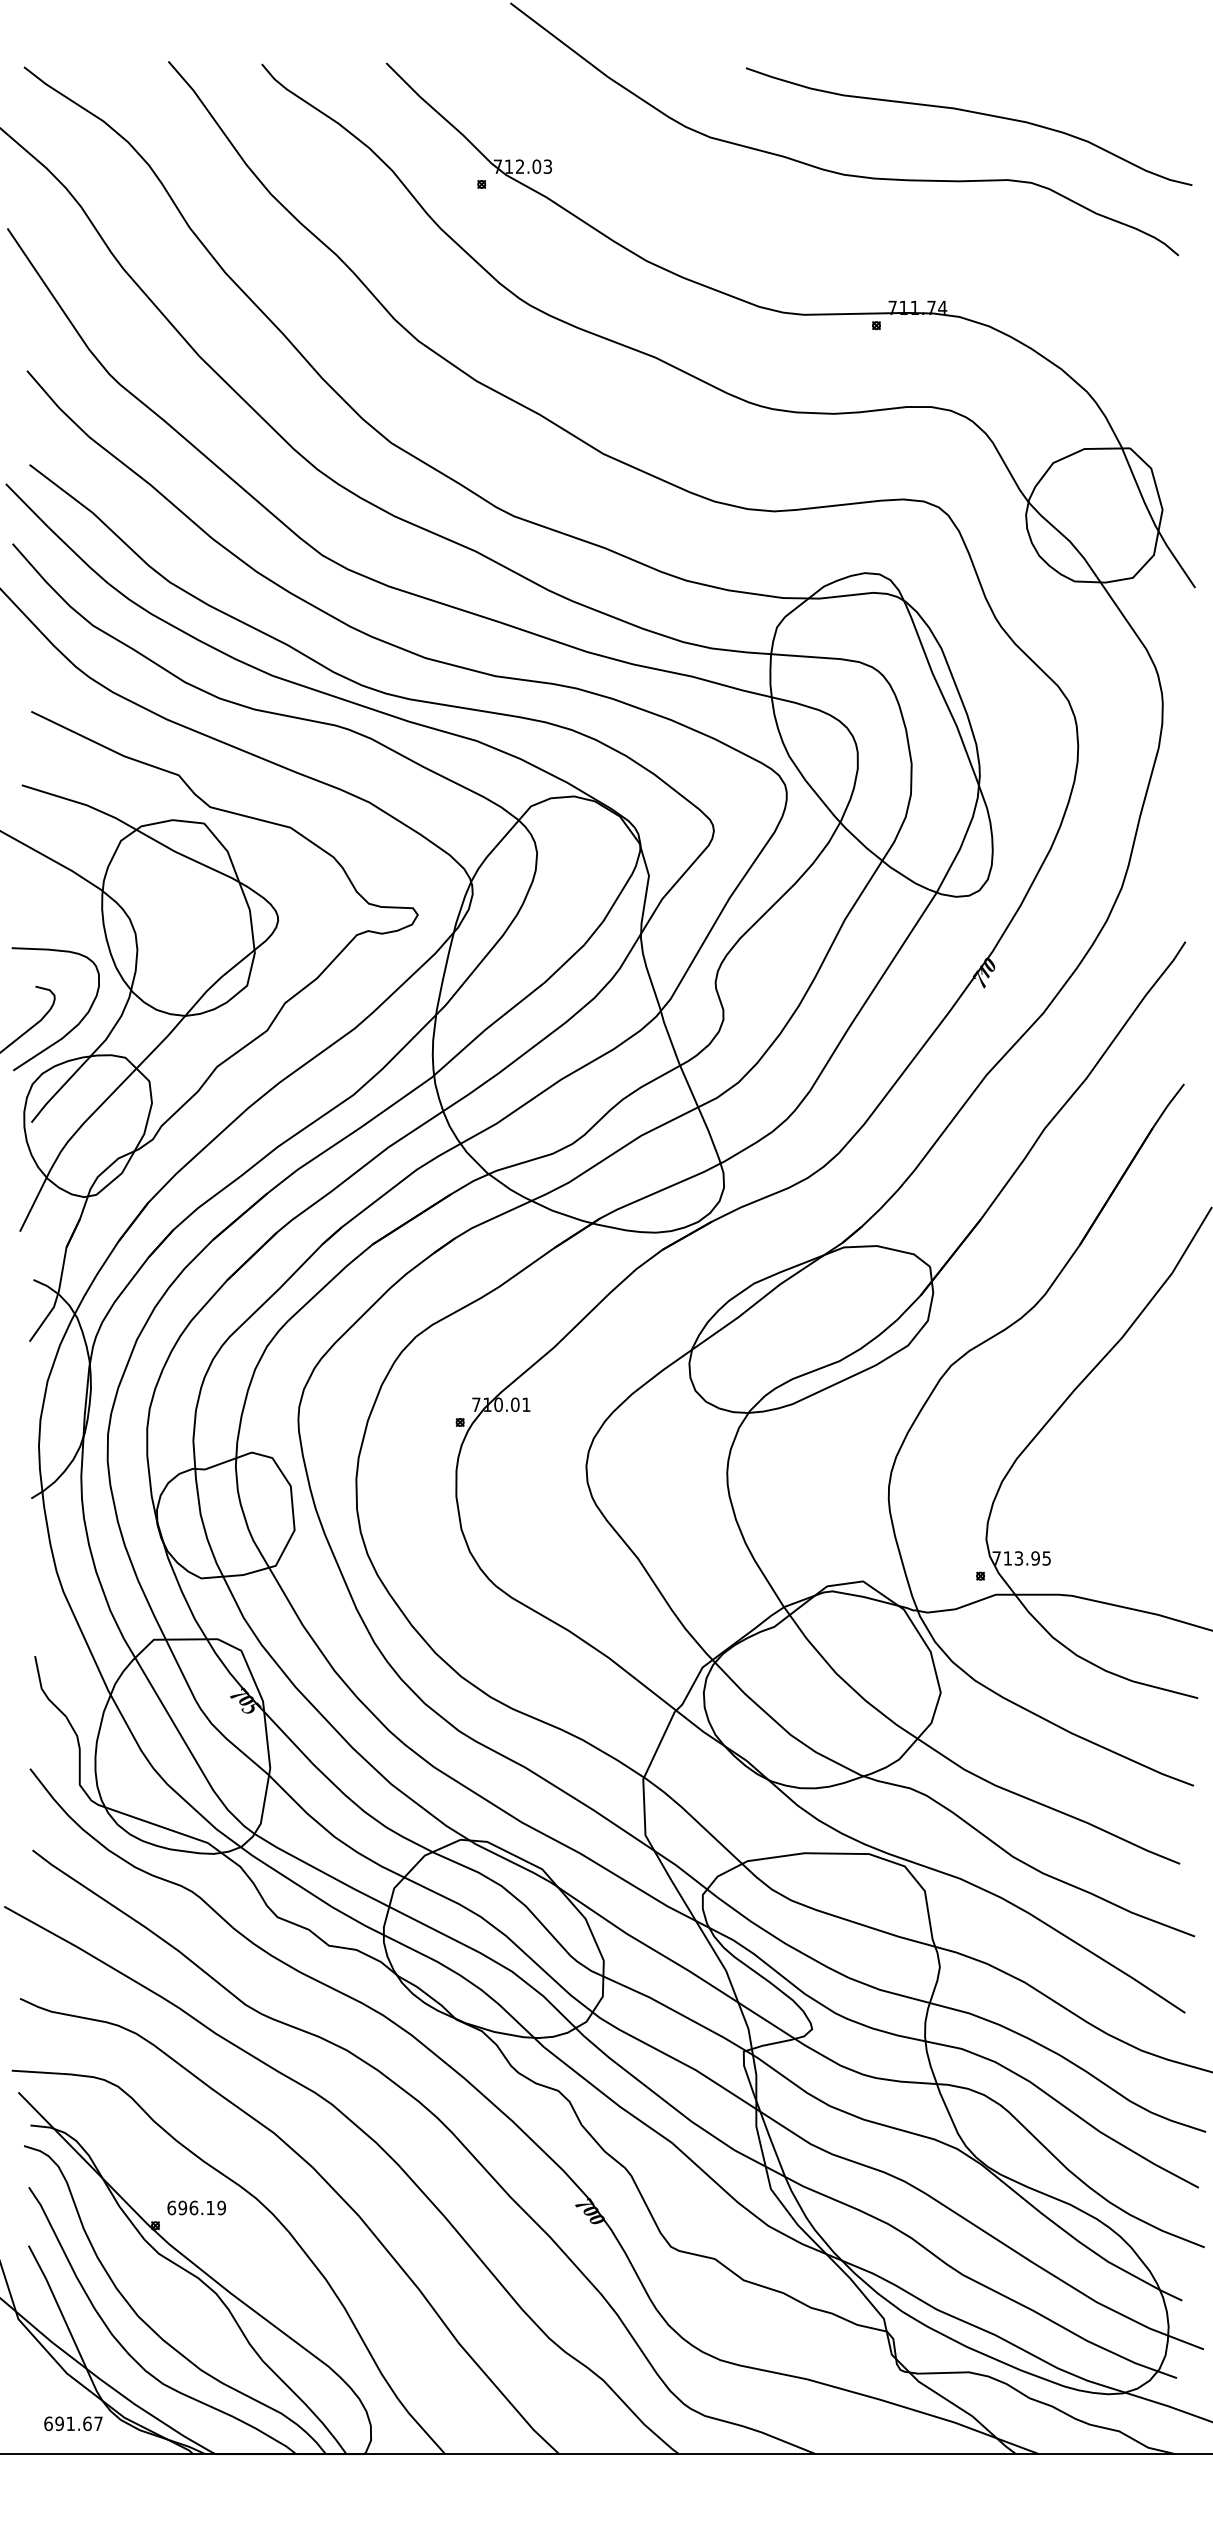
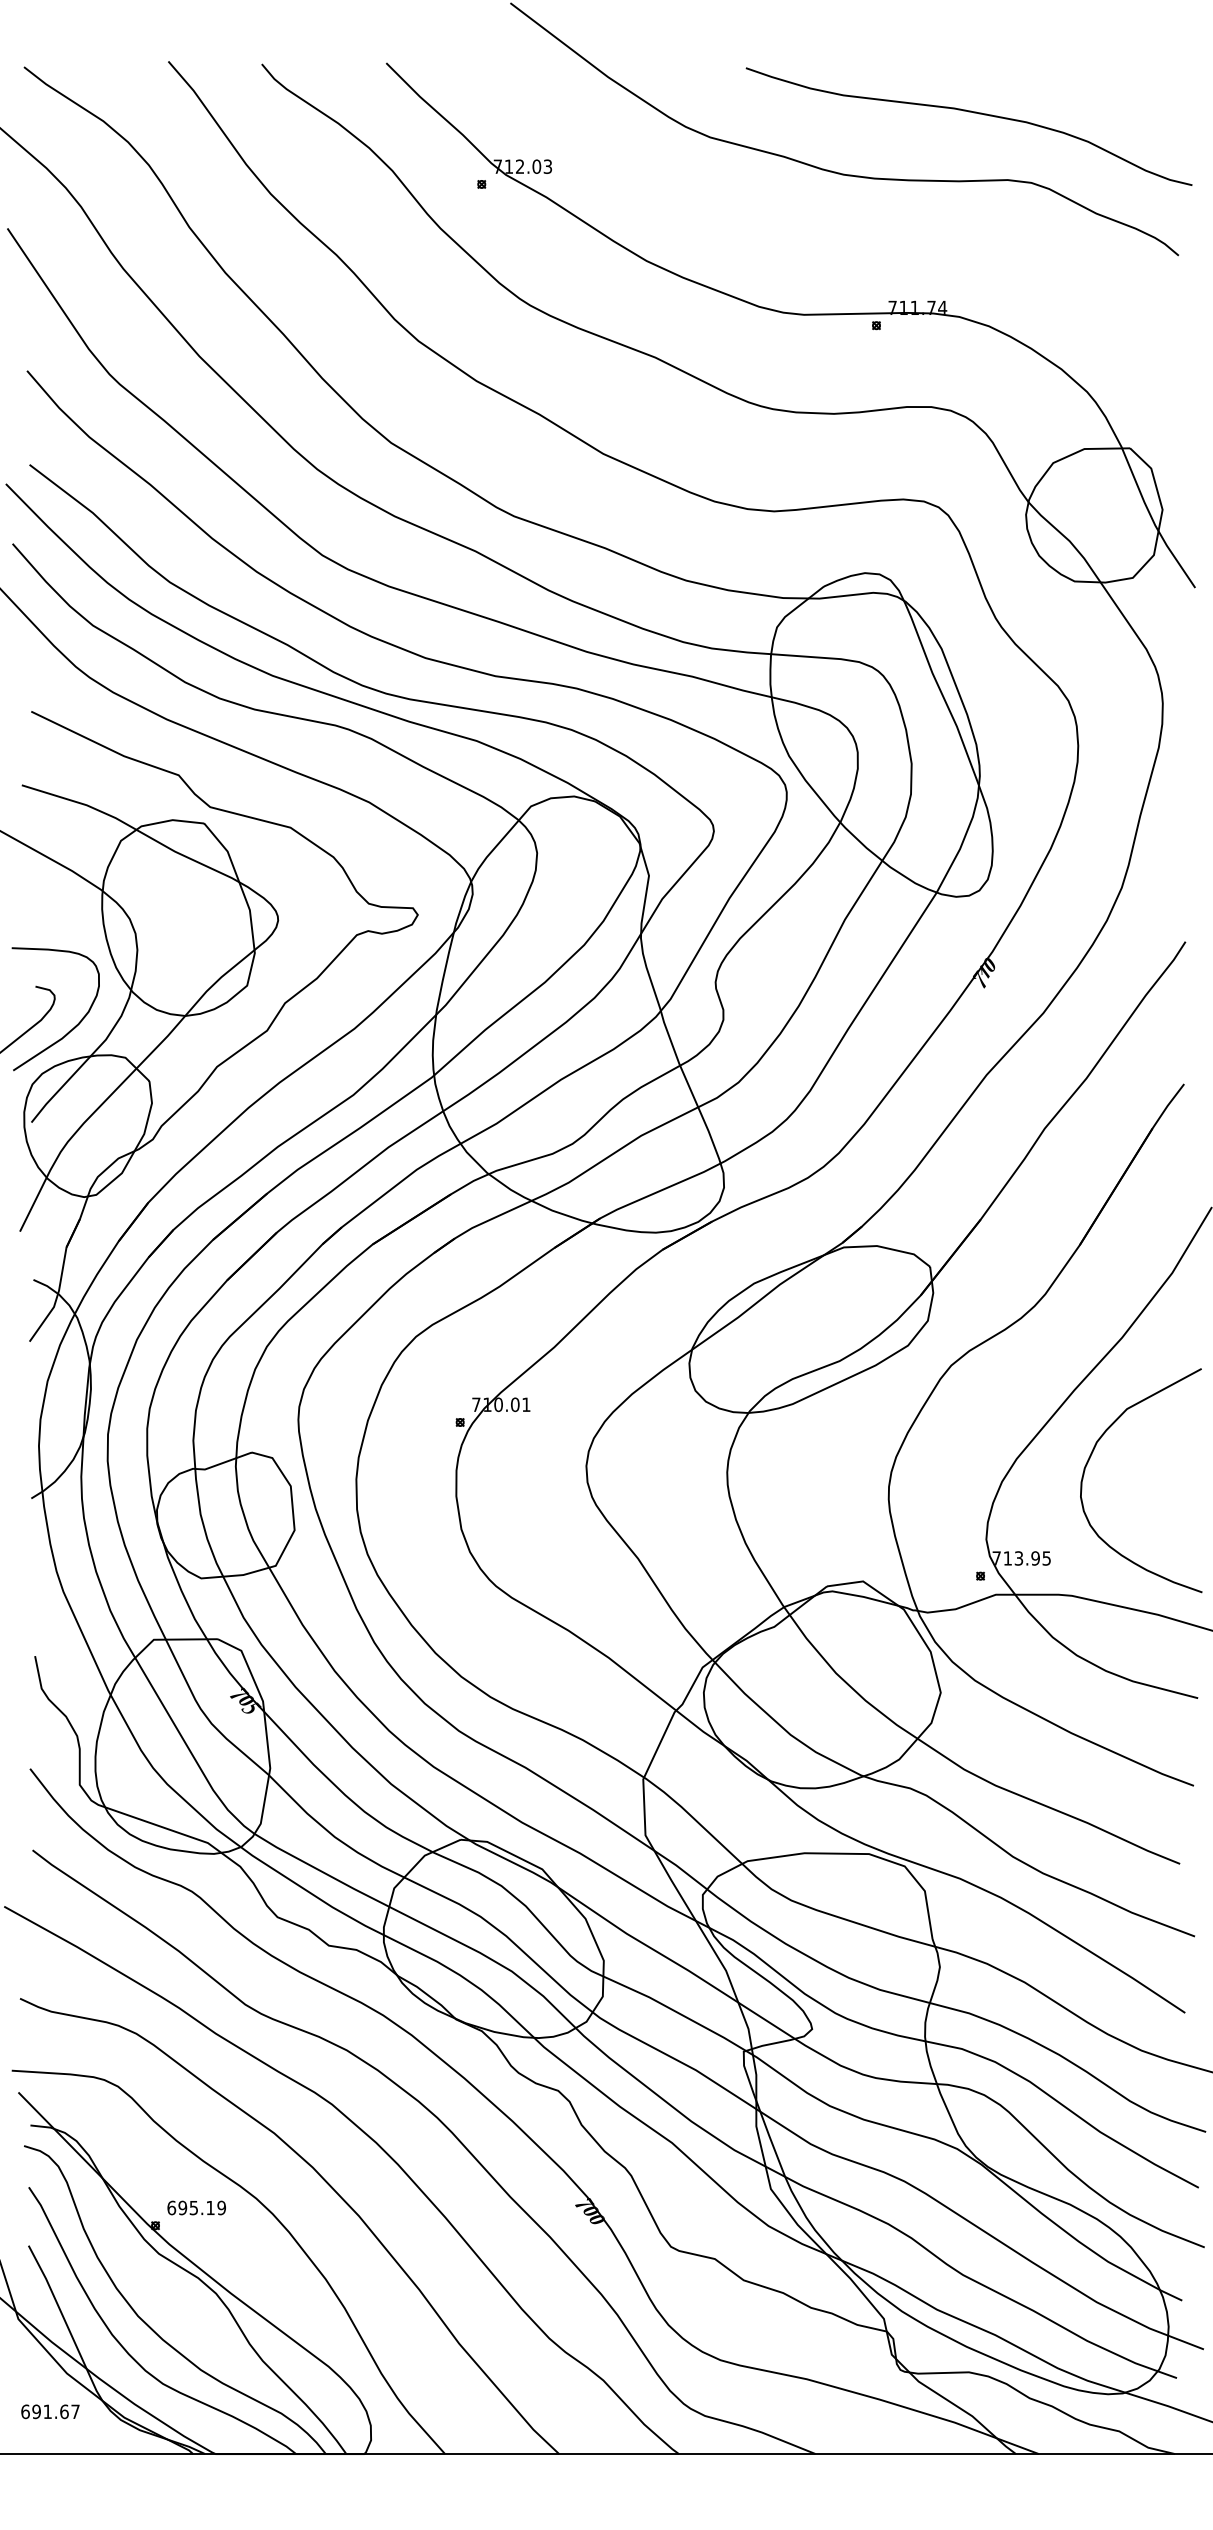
curve: none -> present (1091, 1456)
text: 696.19 -> 695.19 (193, 2207)
text position: (73, 2423) -> (50, 2411) (50, 2411)
